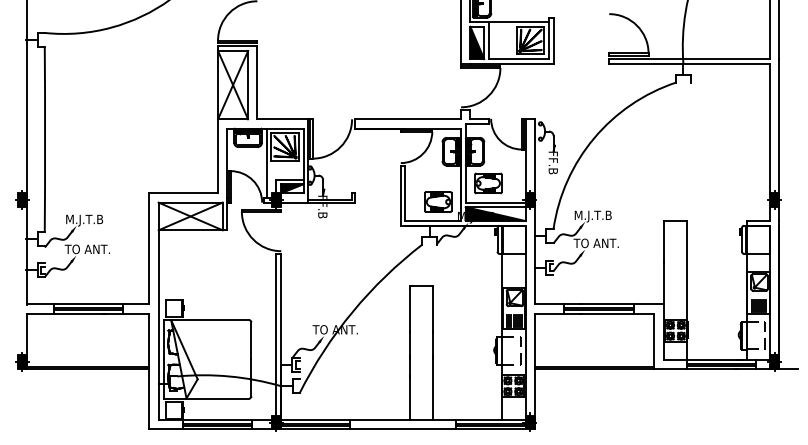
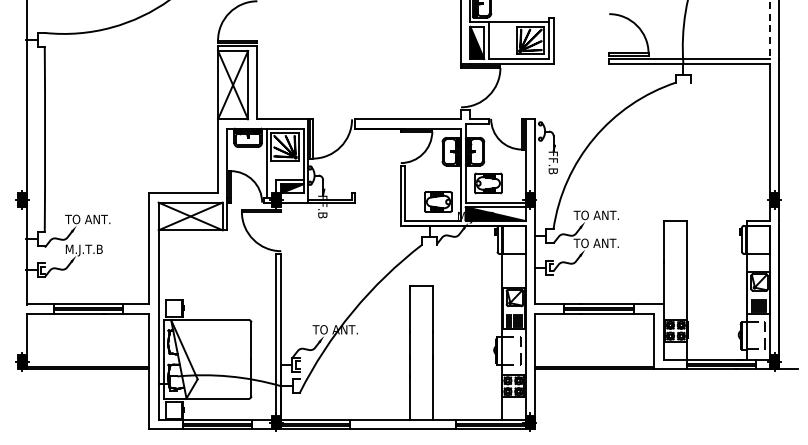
line: solid -> dashed (770, 30)
text: M.J.T.B -> TO ANT. (595, 216)
text: M.J.T.B -> TO ANT. (87, 220)
text: TO ANT. -> M.J.T.B (86, 250)
